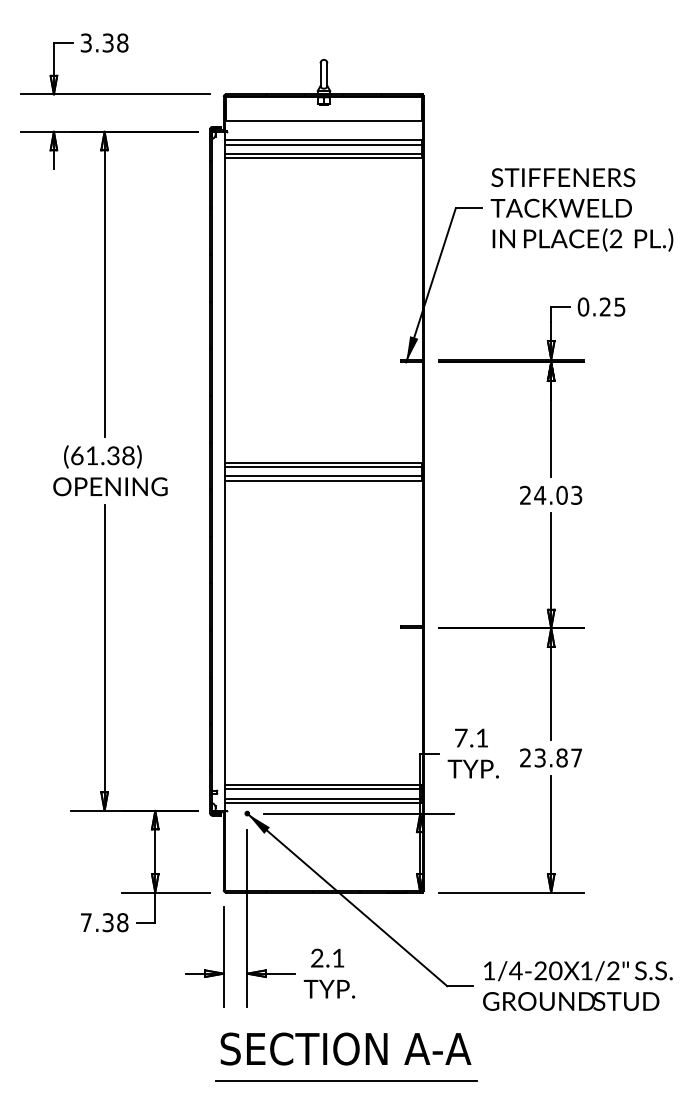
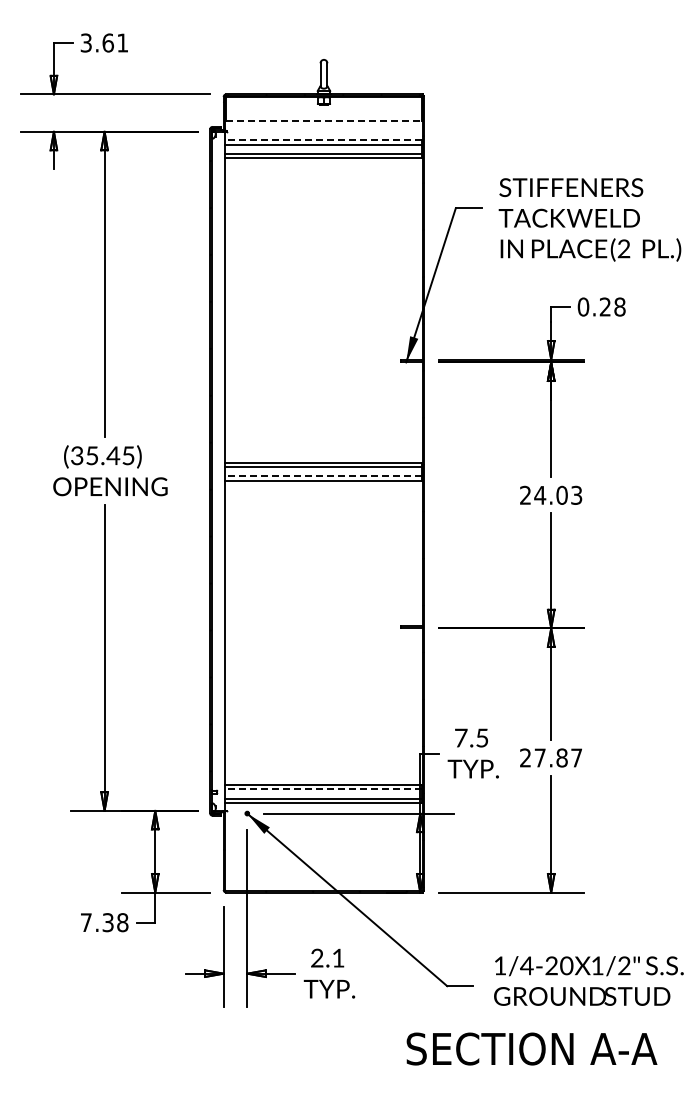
text: 3.38 -> 3.61 (115, 42)
line: solid -> dashed (323, 120)
line: solid -> dashed (322, 140)
text position: (581, 209) -> (589, 219) (589, 219)
text: 0.25 -> 0.28 (619, 306)
text: (61.38) -> (35.45) (102, 455)
line: solid -> dashed (322, 476)
text: 7.1 -> 7.5 (481, 737)
text: 23.87 -> 27.87 (539, 757)
line: solid -> dashed (322, 789)
text position: (577, 985) -> (588, 980) (588, 980)
text position: (345, 1048) -> (531, 1048) (531, 1048)
line: present -> none (346, 1080)
